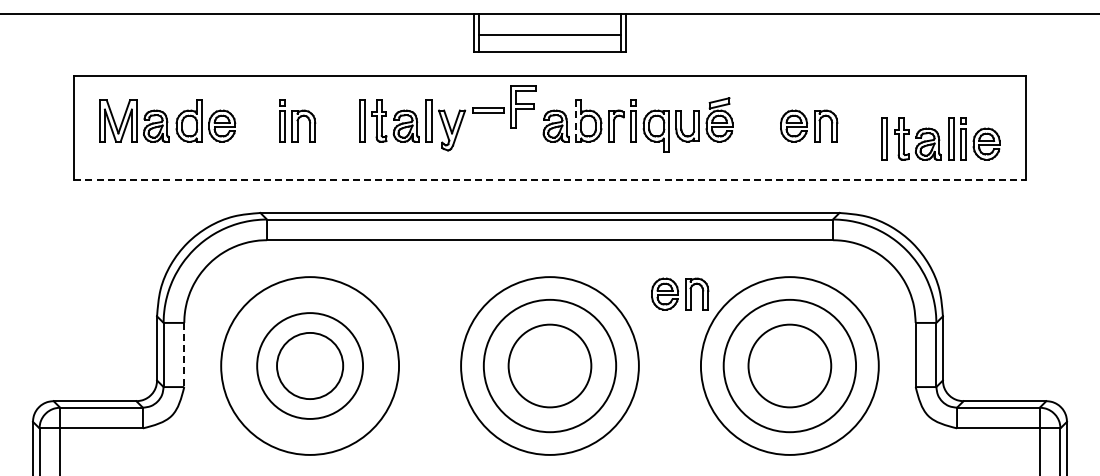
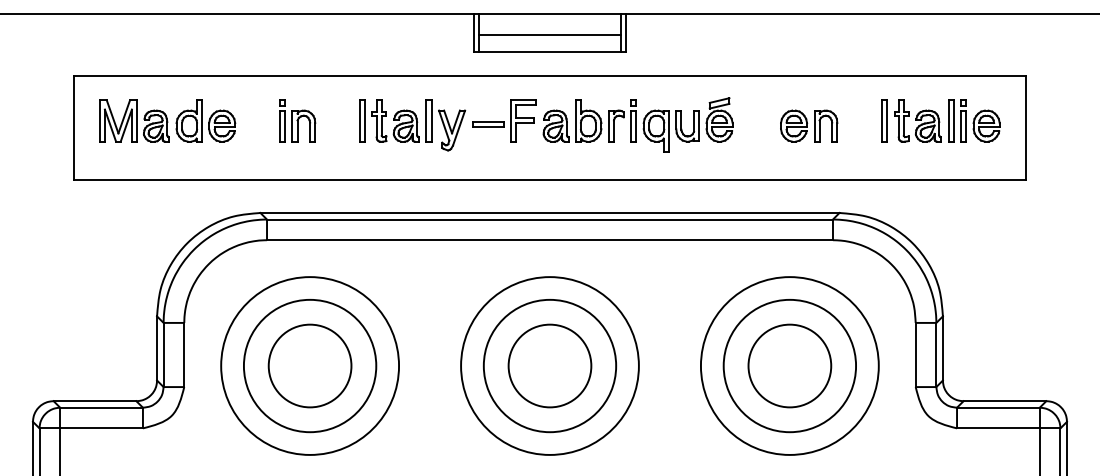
part position: (504, 106) -> (504, 120) (504, 120)
line: dashed -> solid (576, 120)
part position: (940, 138) -> (940, 120) (940, 120)
line: dashed -> solid (549, 179)
part: present -> none (680, 293)
line: dashed -> solid (184, 355)
circle diameter: 106 px -> 132 px (309, 365)
circle diameter: 66 px -> 83 px (309, 365)
